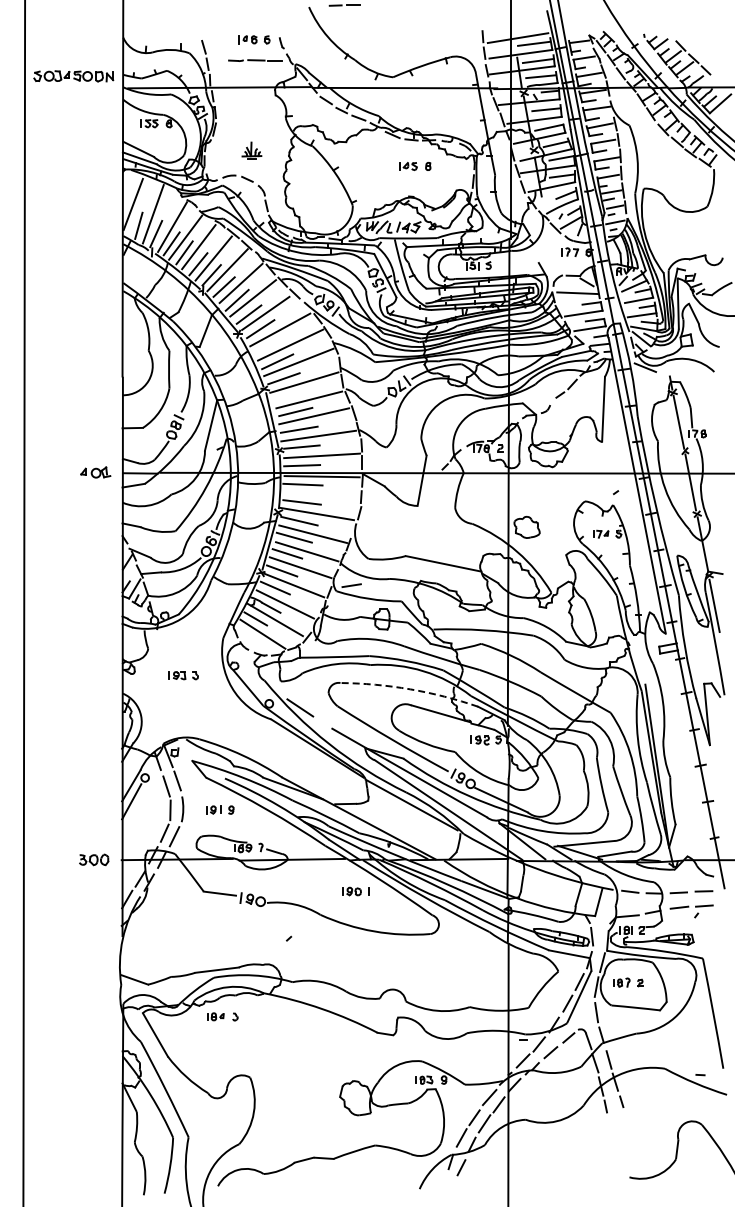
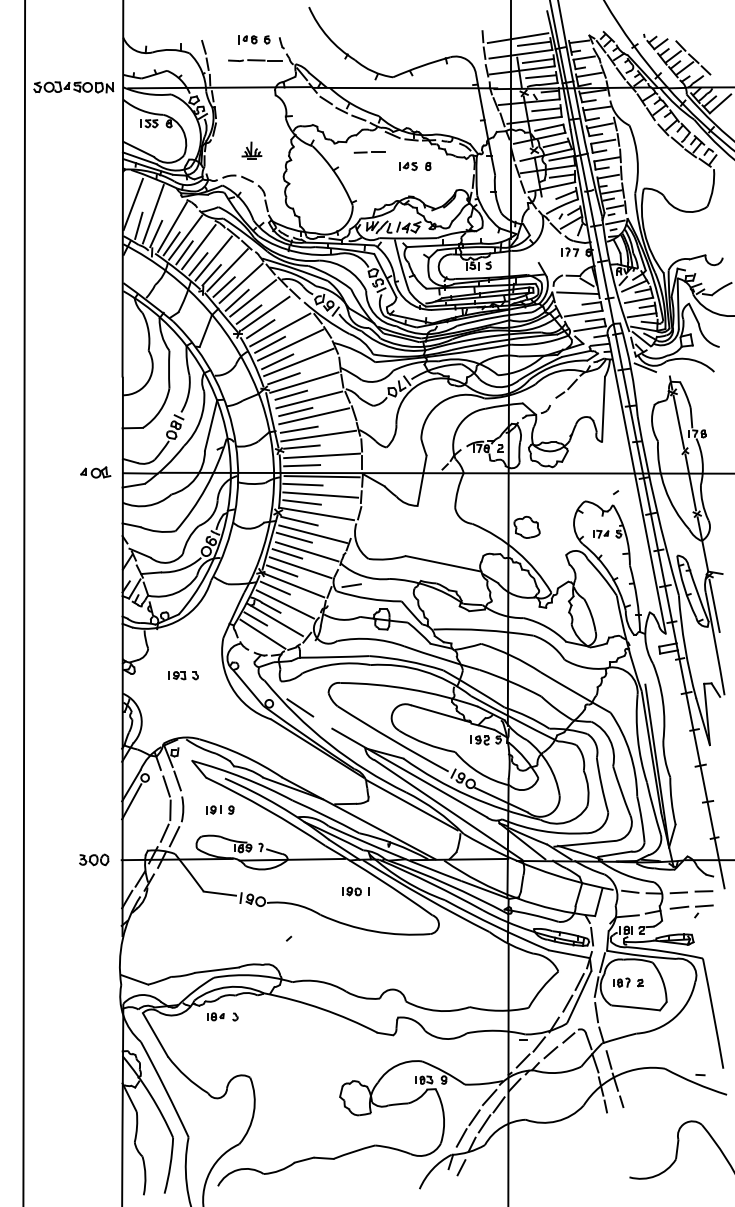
line position: (342, 5) -> (367, 152) (367, 152)
part position: (73, 76) -> (73, 87) (73, 87)
line: none -> present (269, 344)
line: none -> present (291, 394)
line: none -> present (320, 494)
arc: dashed -> solid (410, 689)
